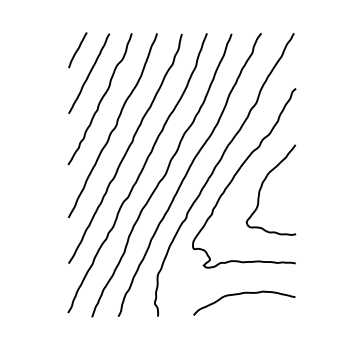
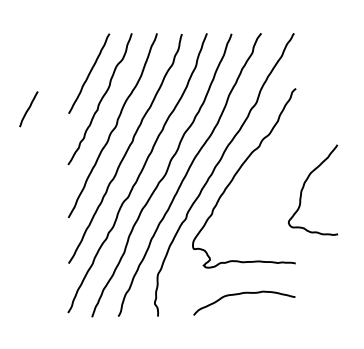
curve position: (77, 50) -> (28, 109) (28, 109)
curve position: (262, 187) -> (304, 187) (304, 187)
